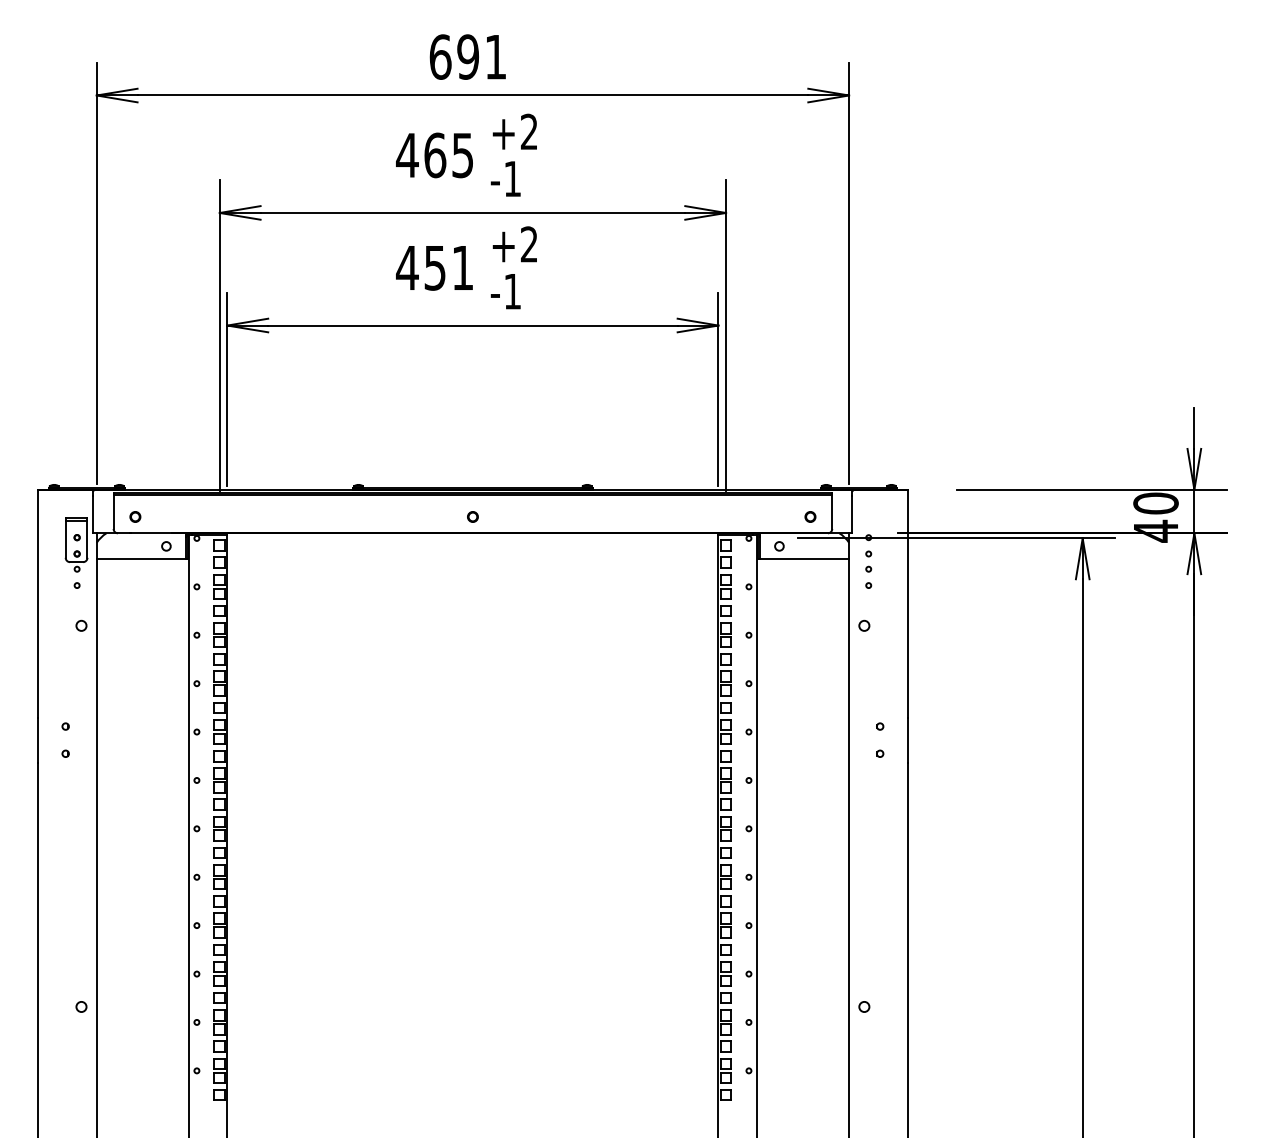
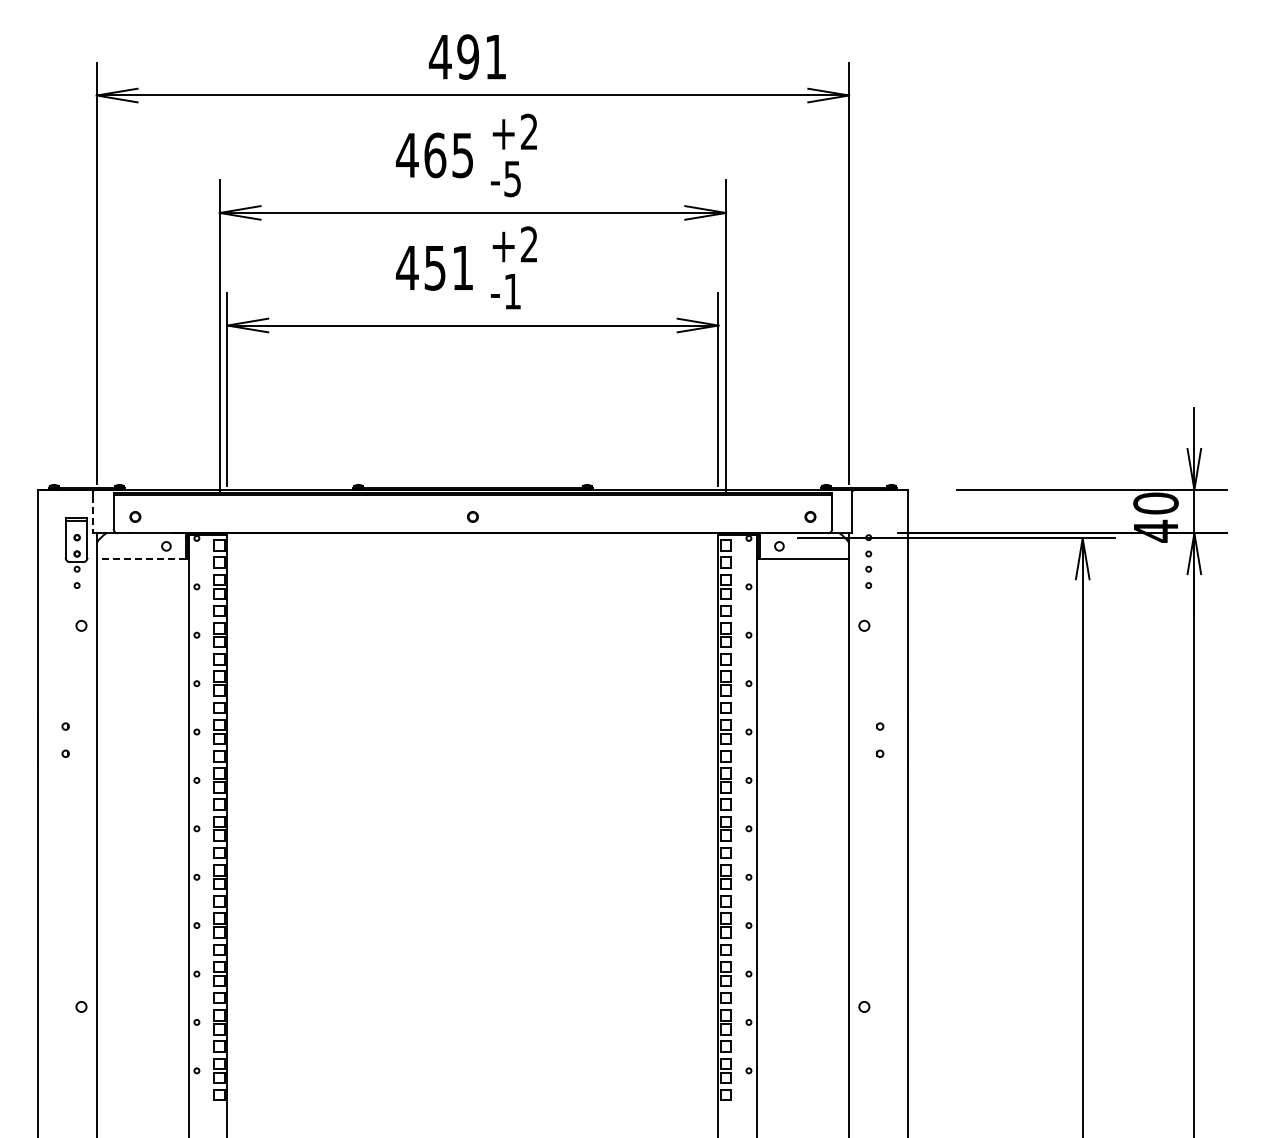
text: 691 -> 491 (439, 56)
text: -1 -> -5 (512, 179)
line: solid -> dashed (93, 514)
line: solid -> dashed (140, 559)
